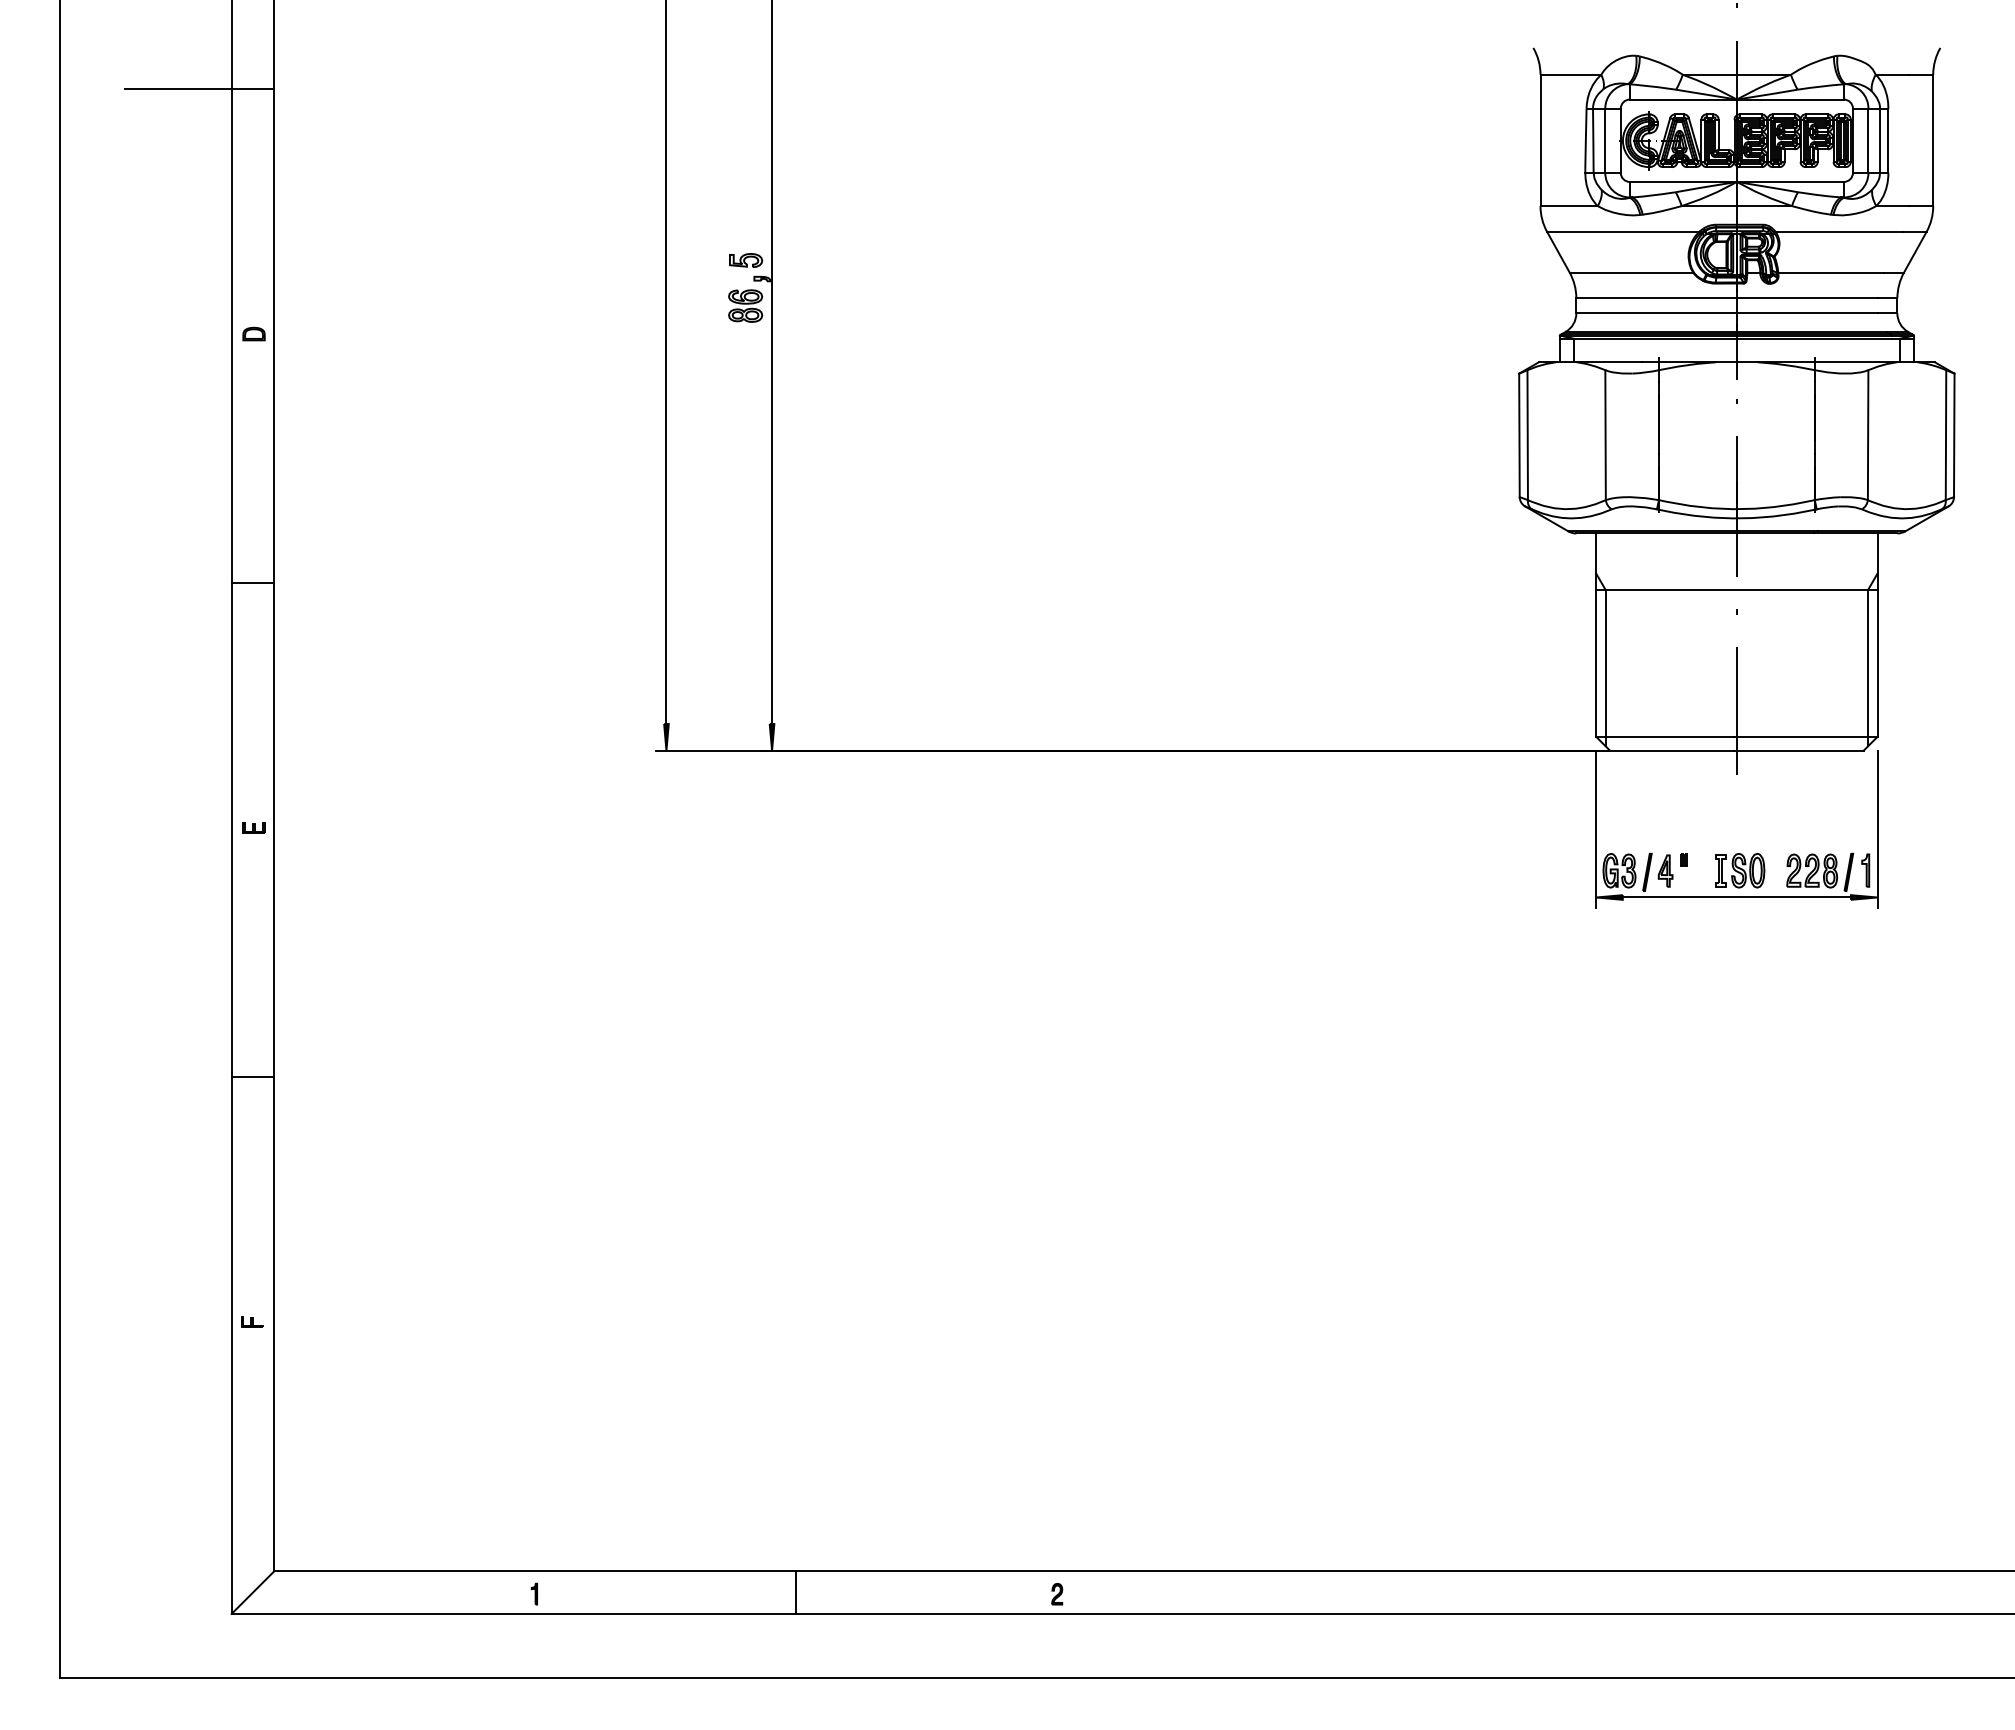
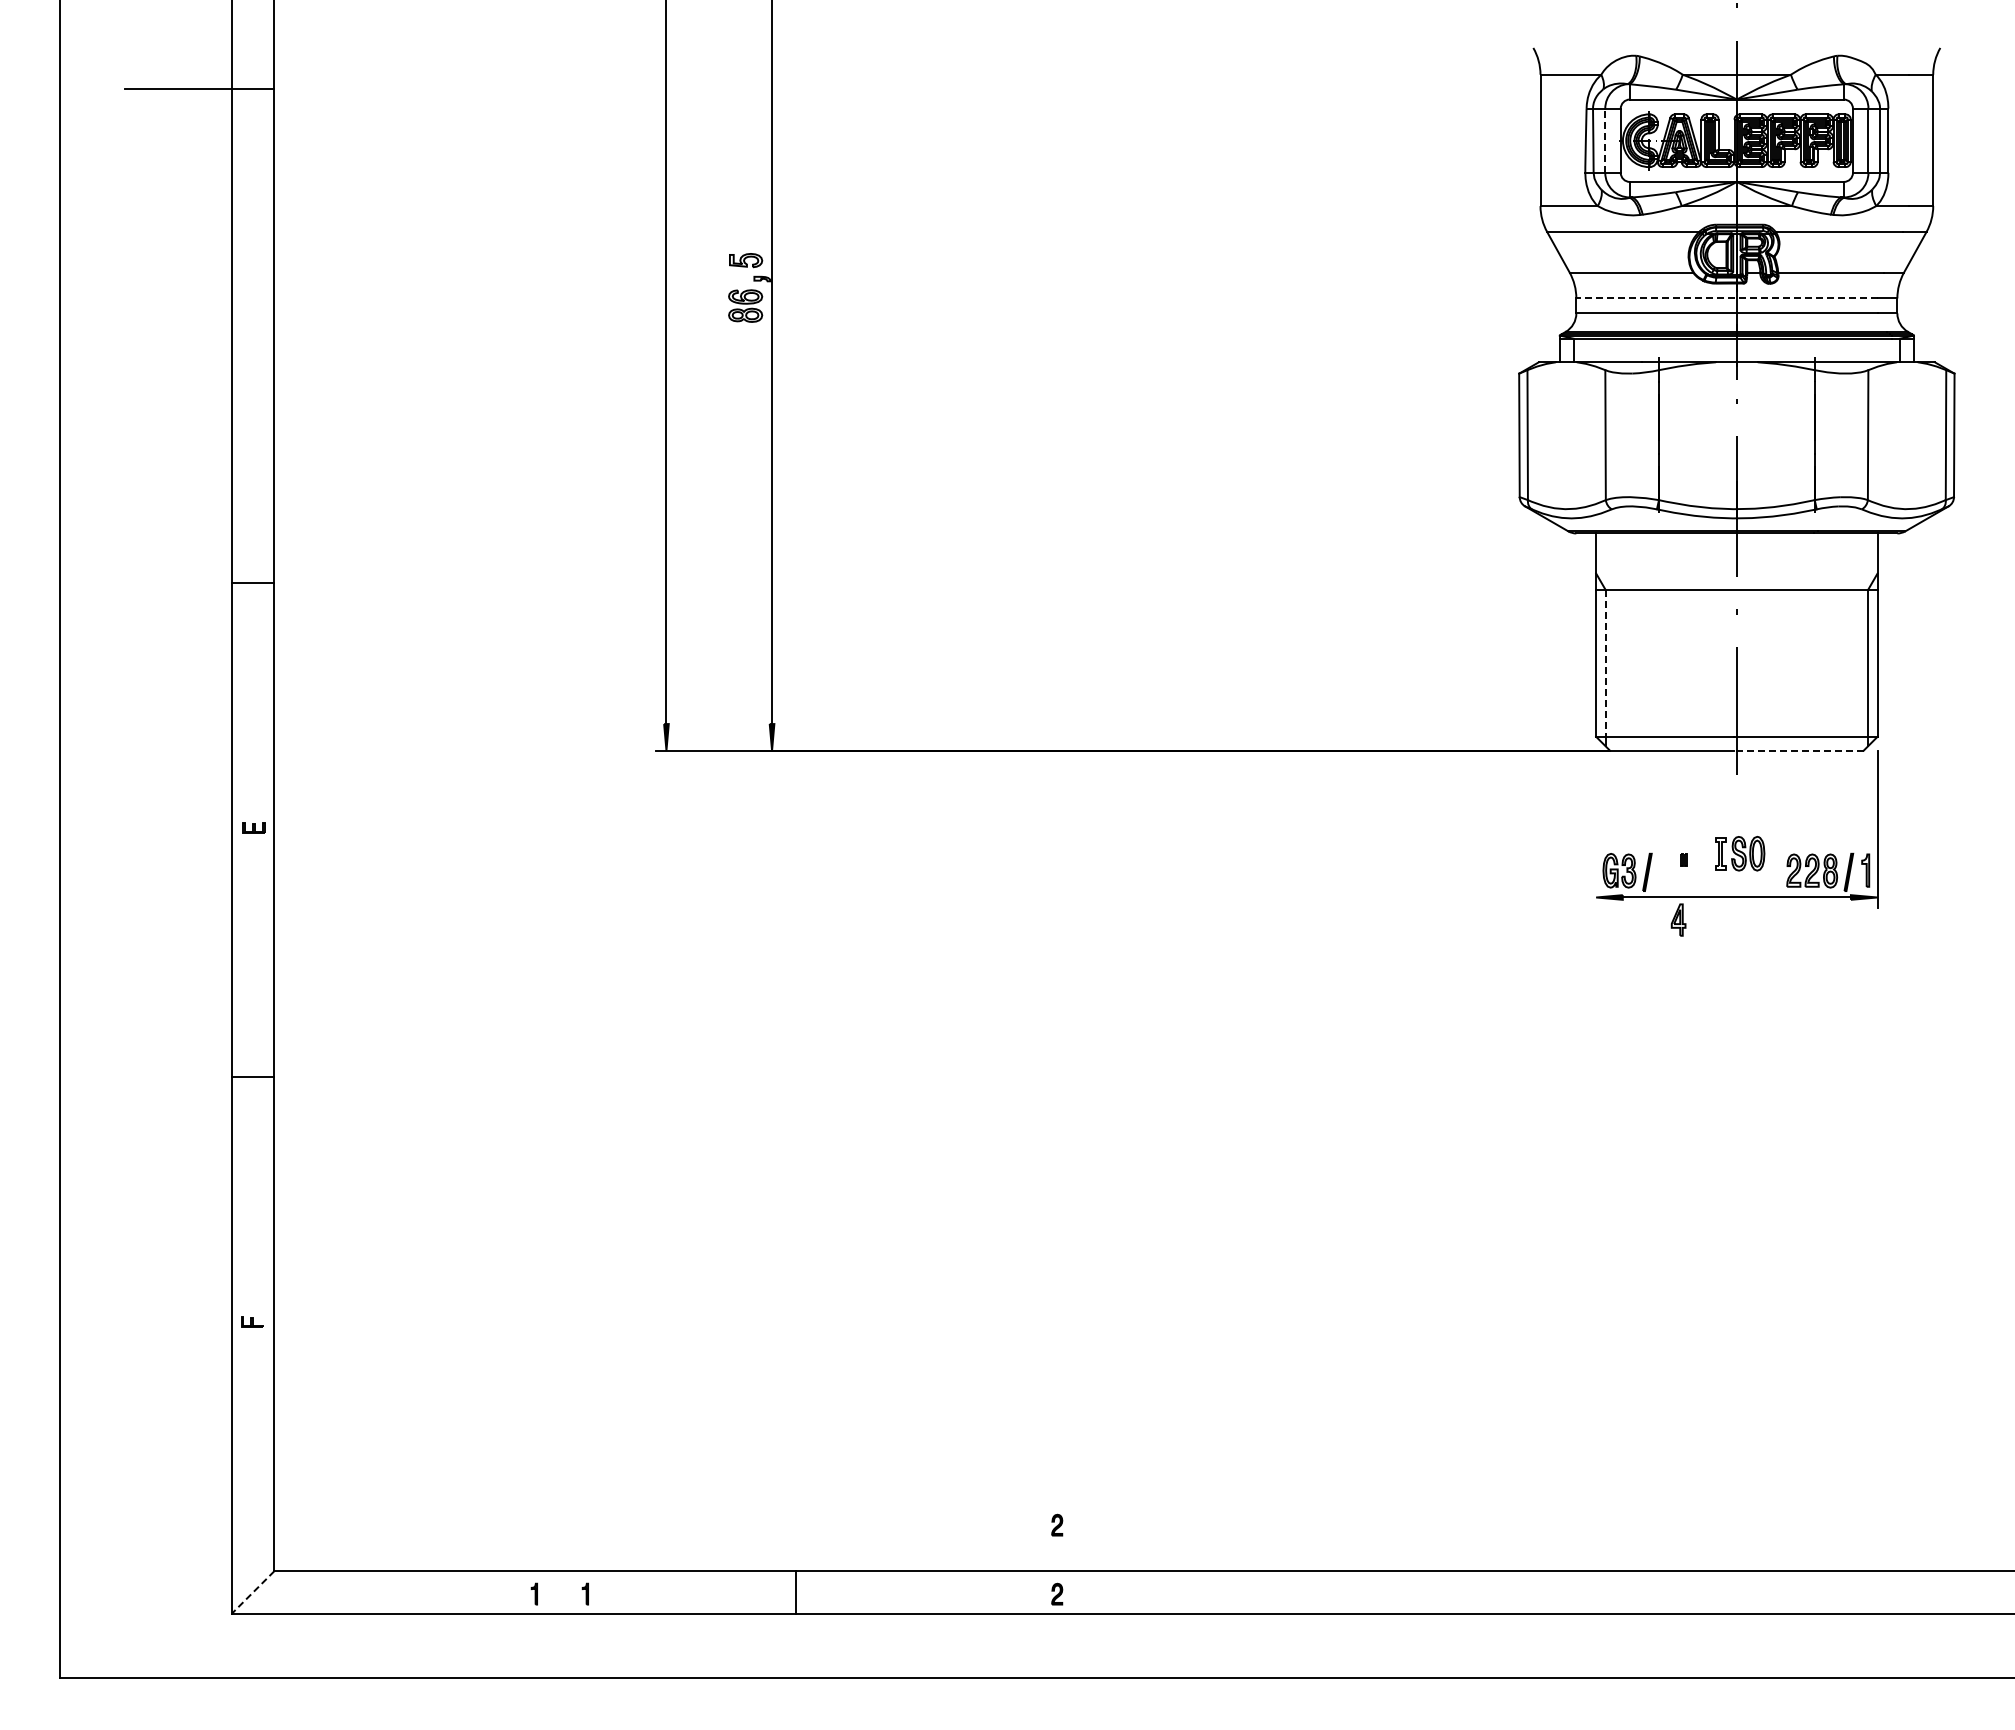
line: solid -> dashed (1605, 140)
line: solid -> dashed (1727, 298)
part: present -> none (253, 333)
line: solid -> dashed (1605, 663)
line: solid -> dashed (1798, 750)
line: present -> none (1596, 829)
part position: (1665, 870) -> (1678, 919) (1678, 919)
part position: (1740, 870) -> (1740, 853) (1740, 853)
part: none -> present (1057, 1524)
line: solid -> dashed (252, 1592)
part: none -> present (584, 1593)
